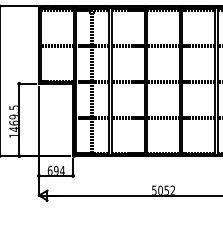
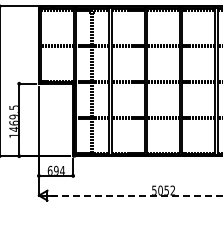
line: solid -> dashed (135, 195)
